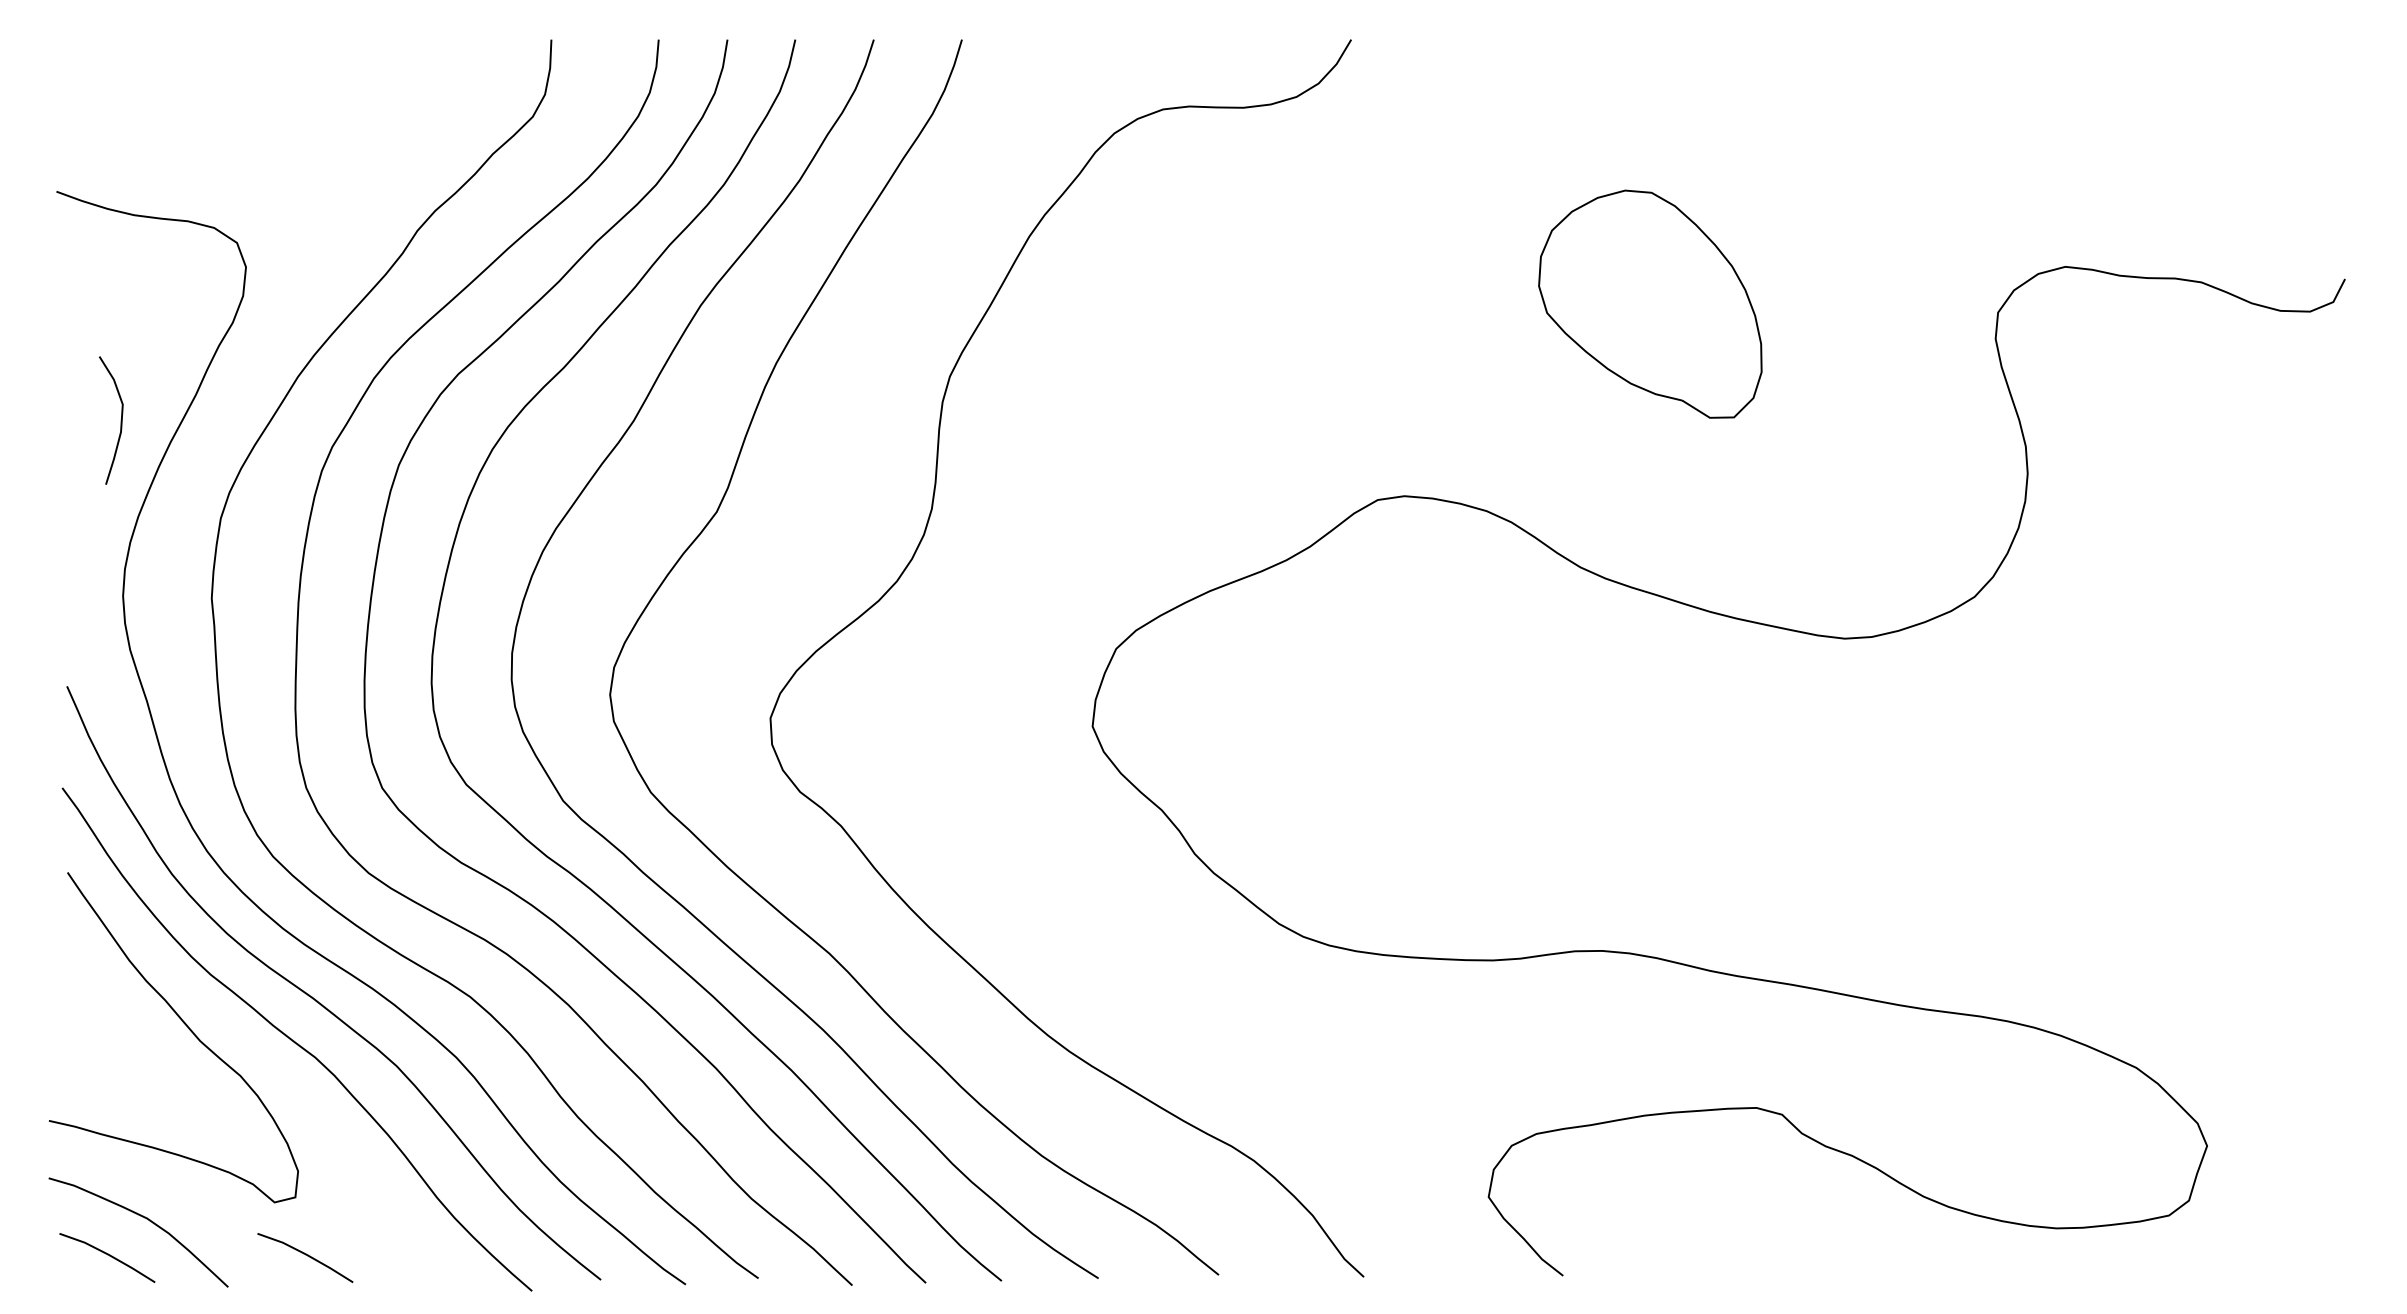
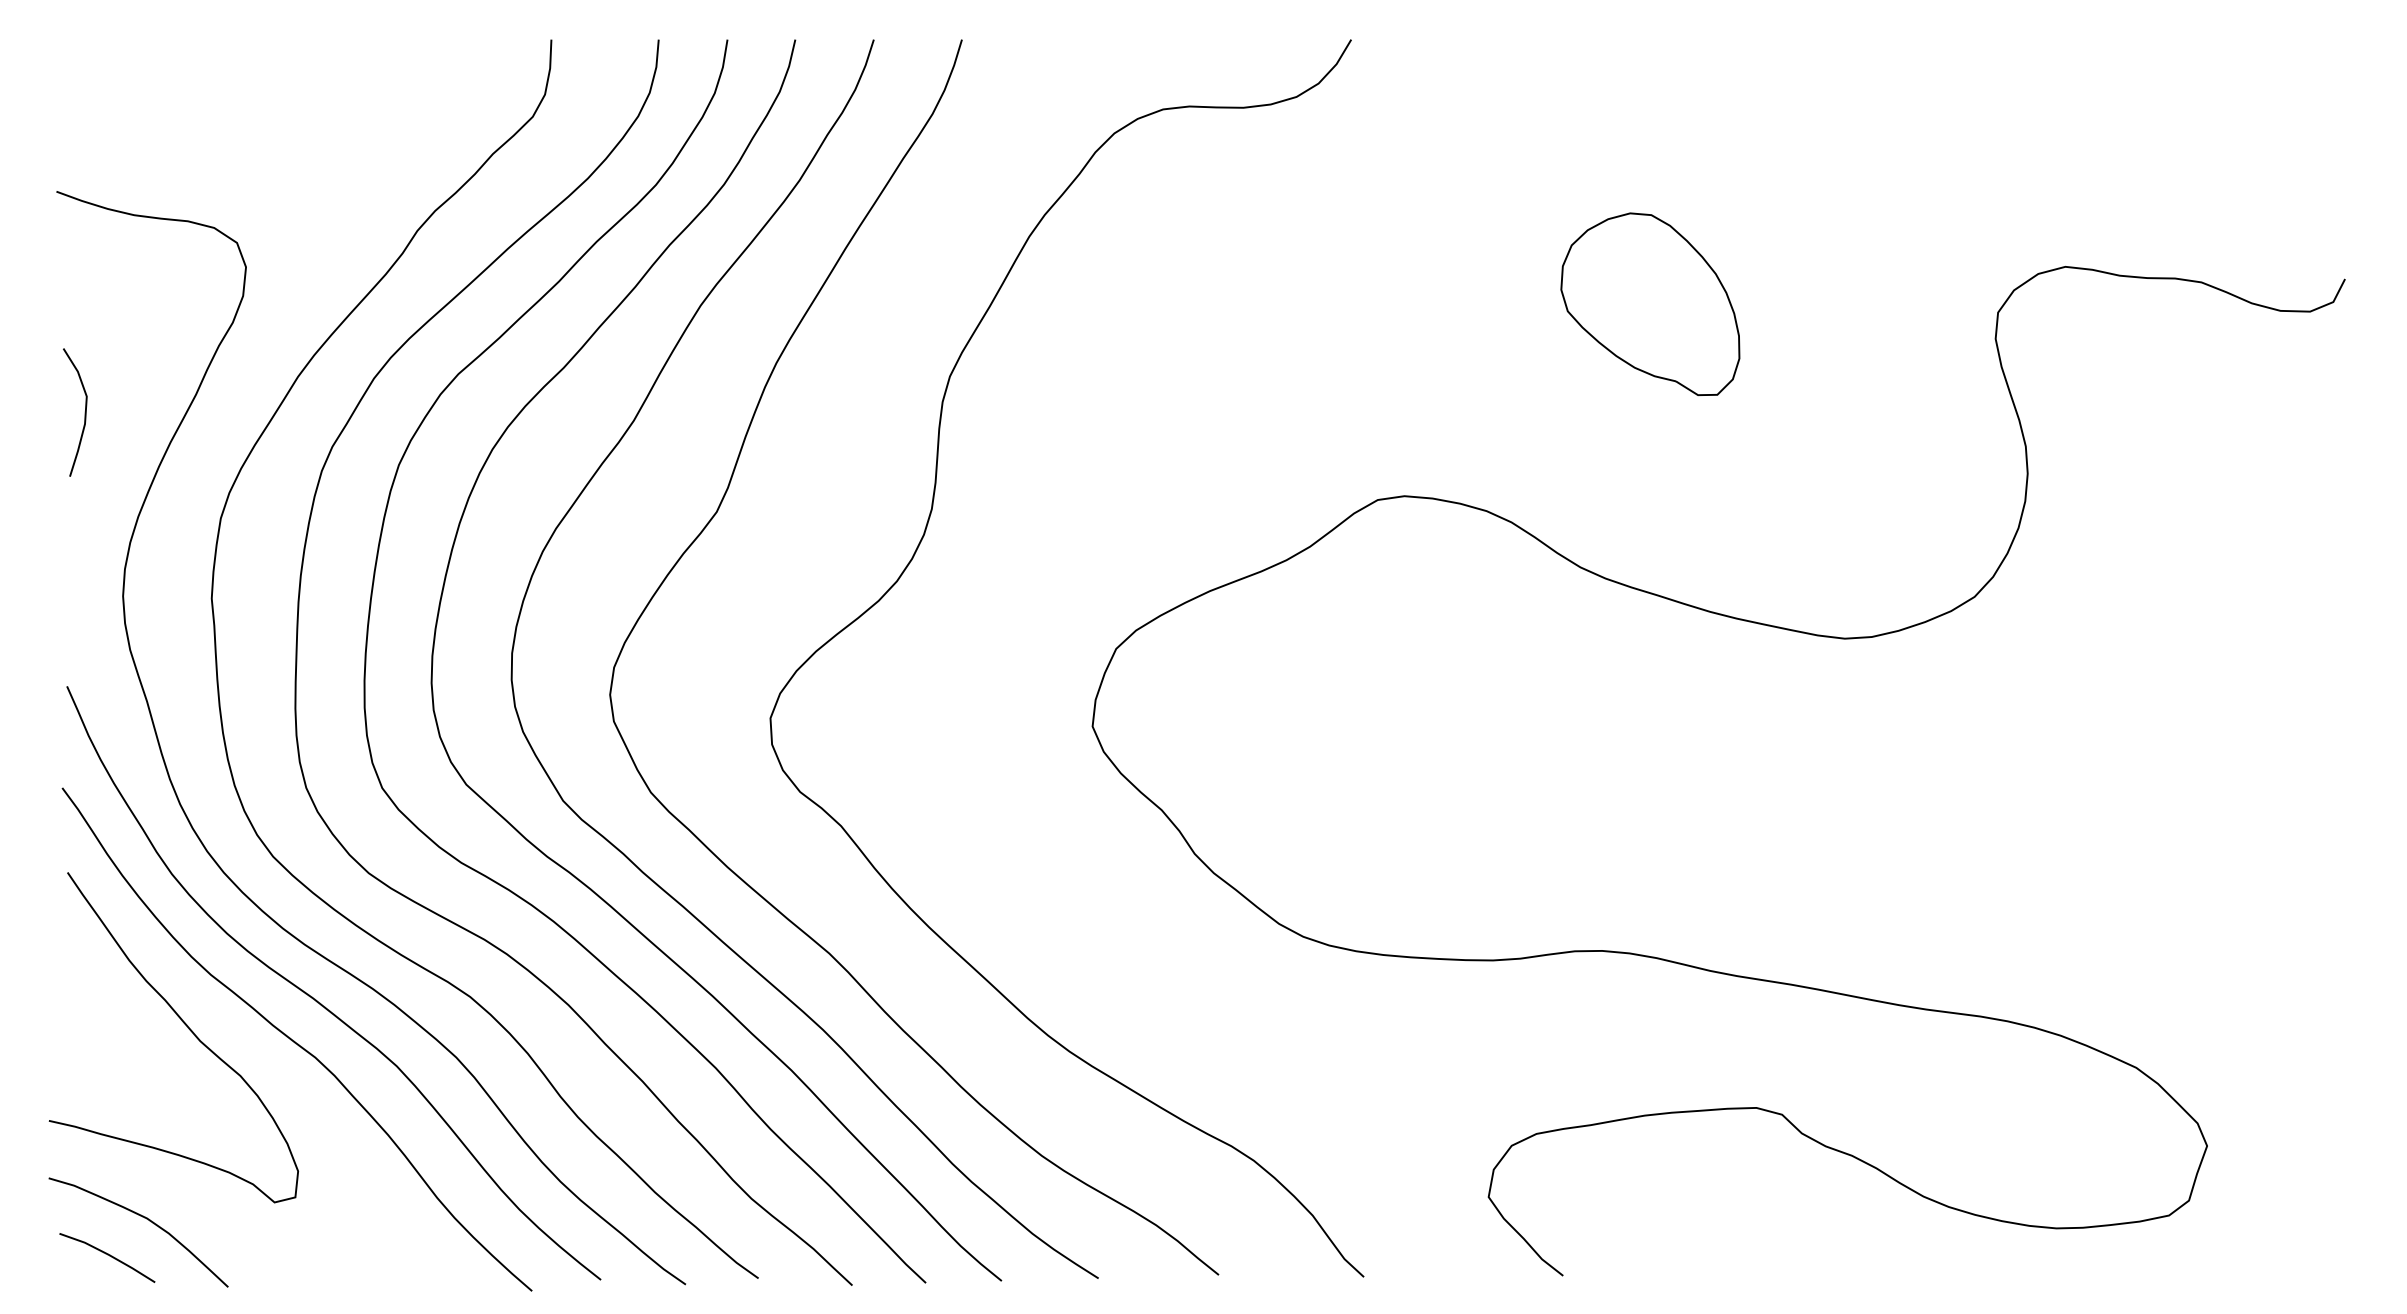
part size: 225x230 px -> 181x185 px (1650, 304)
curve position: (120, 420) -> (84, 412) (84, 412)
line: present -> none (305, 1255)
